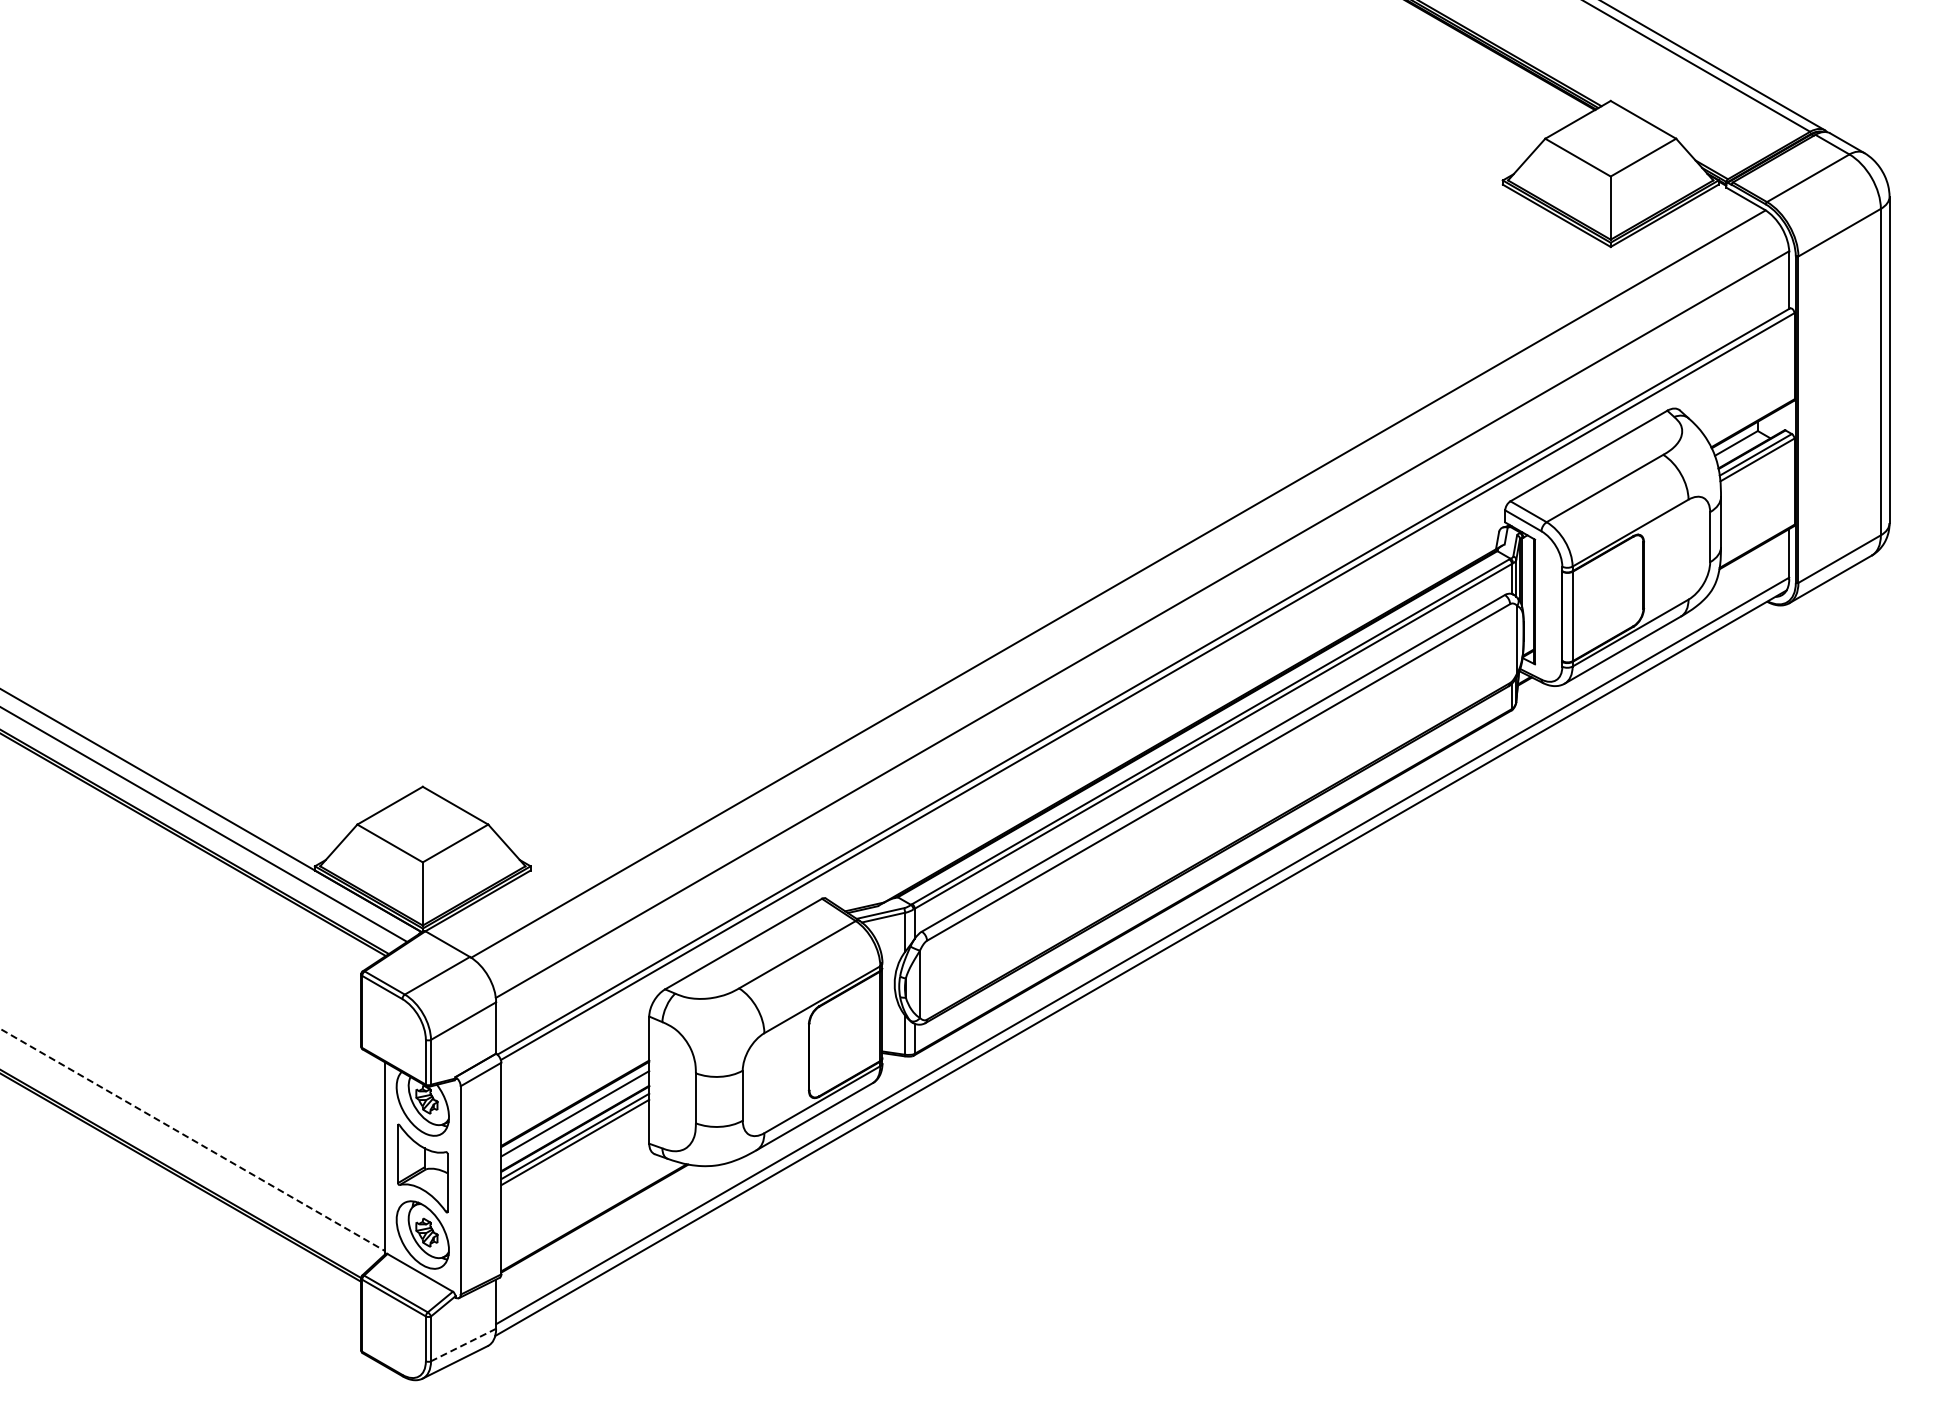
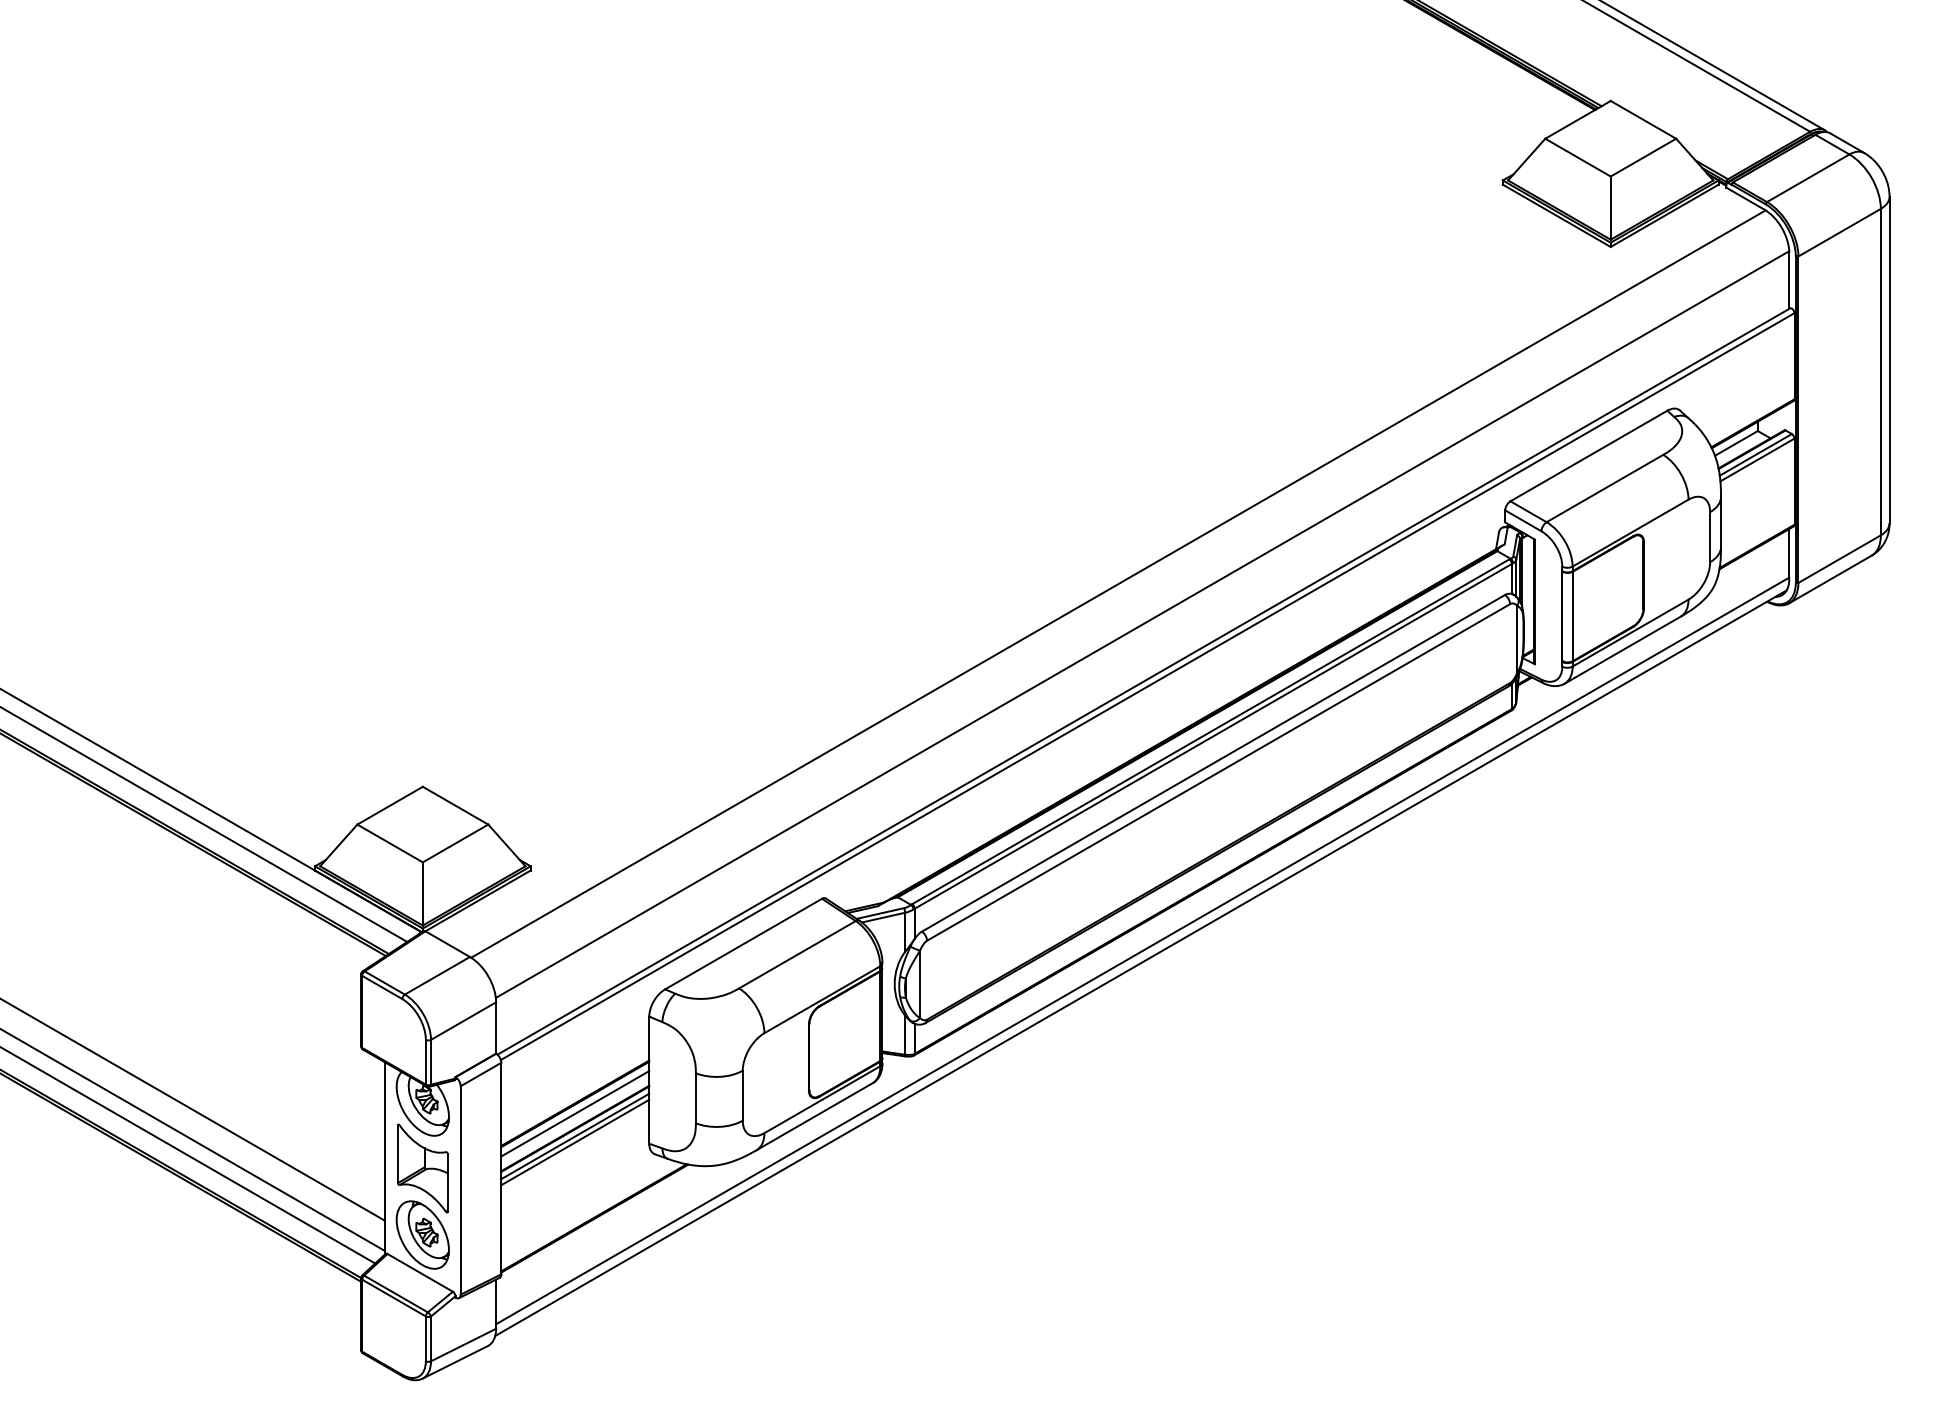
line: none -> present (193, 1109)
line: dashed -> solid (192, 1139)
line: none -> present (188, 1155)
line: dashed -> solid (463, 1345)
